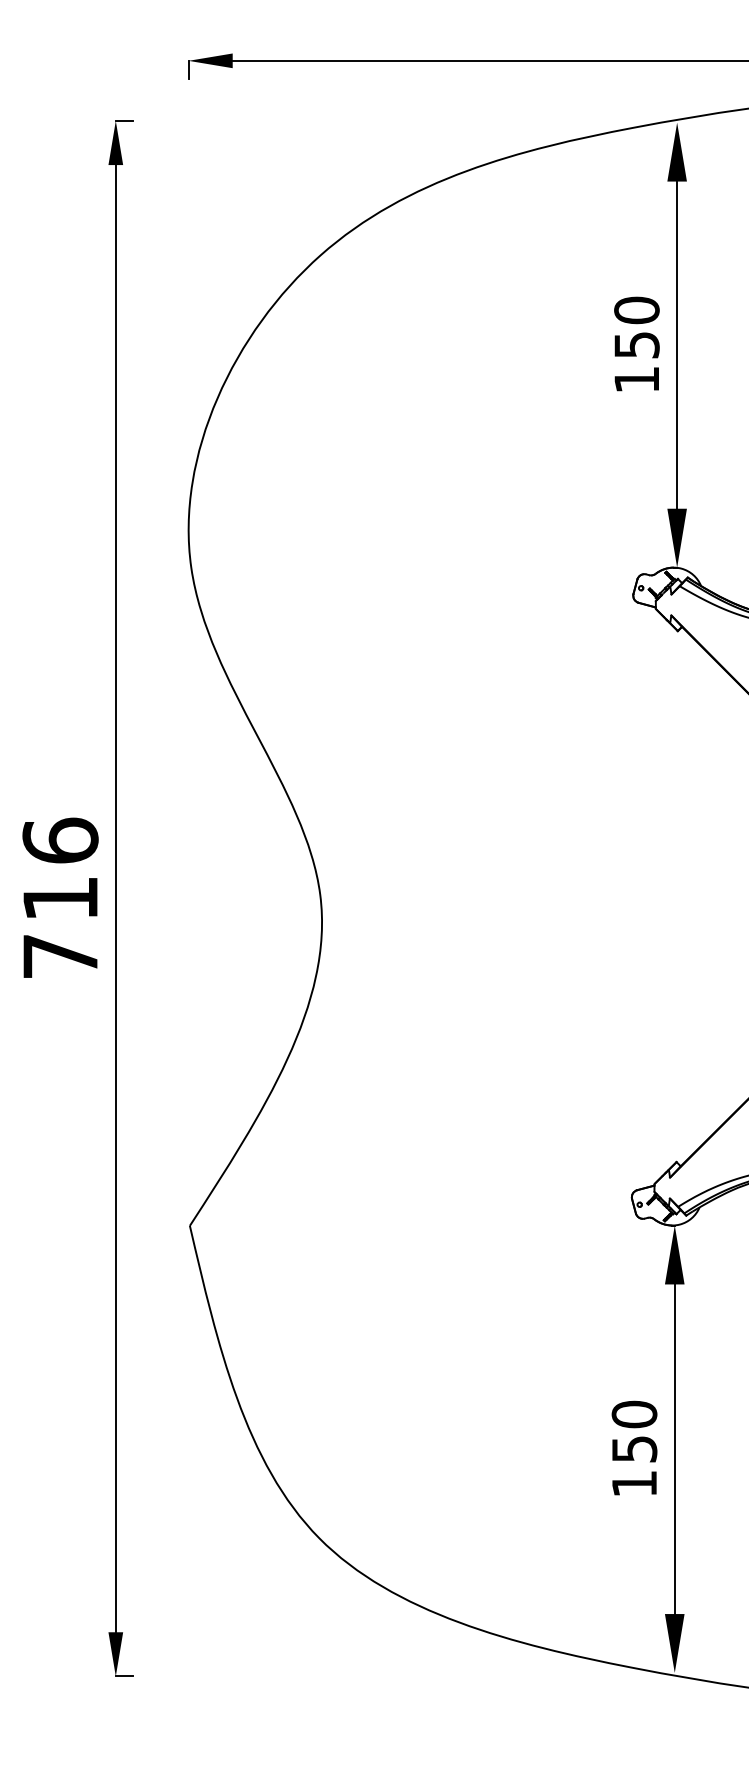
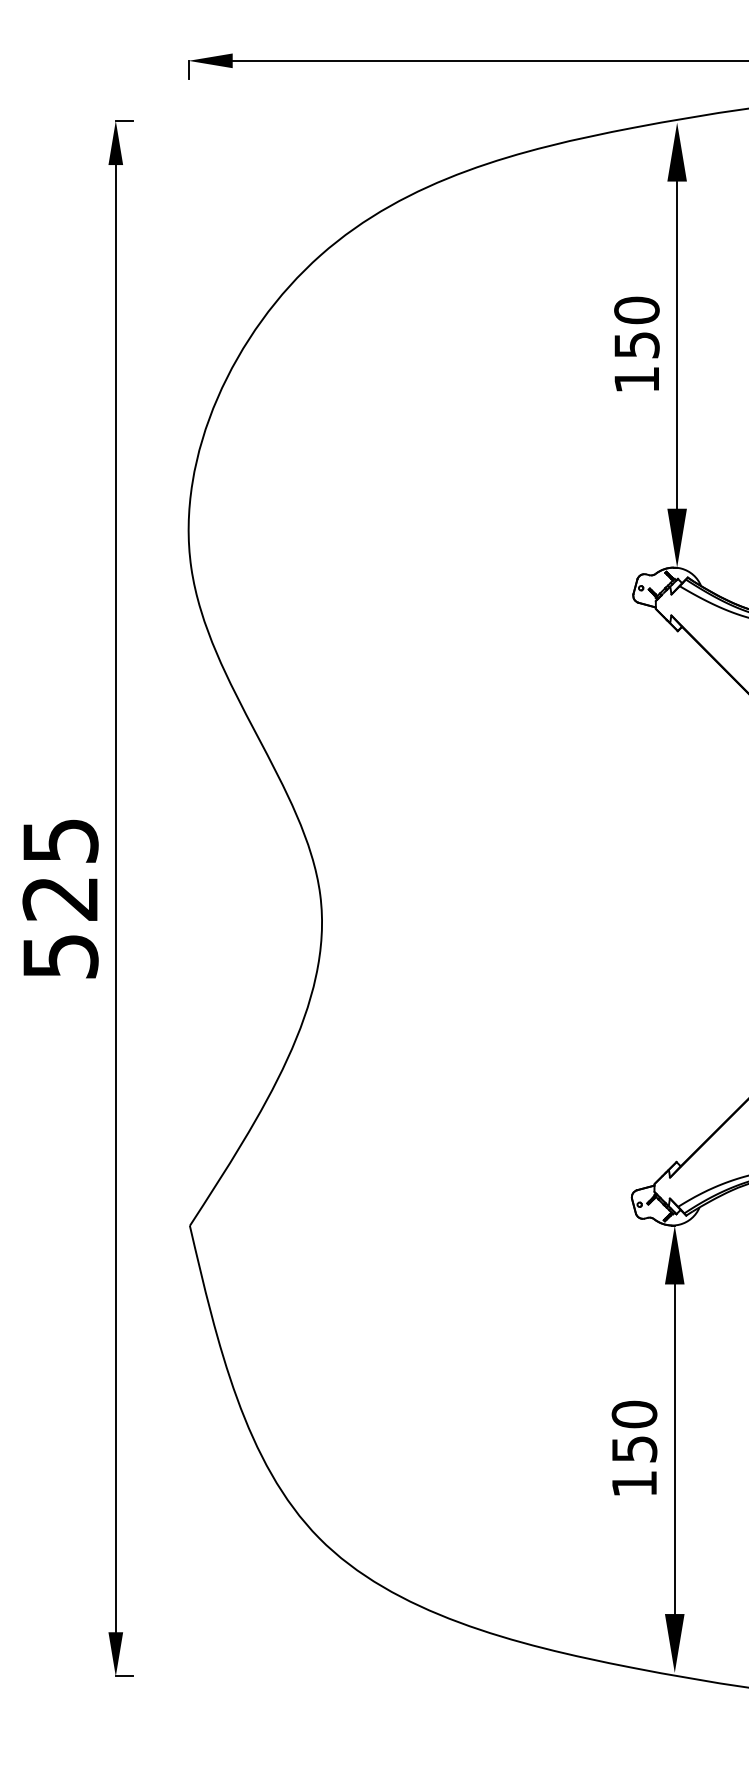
text: 716 -> 525 (60, 897)
